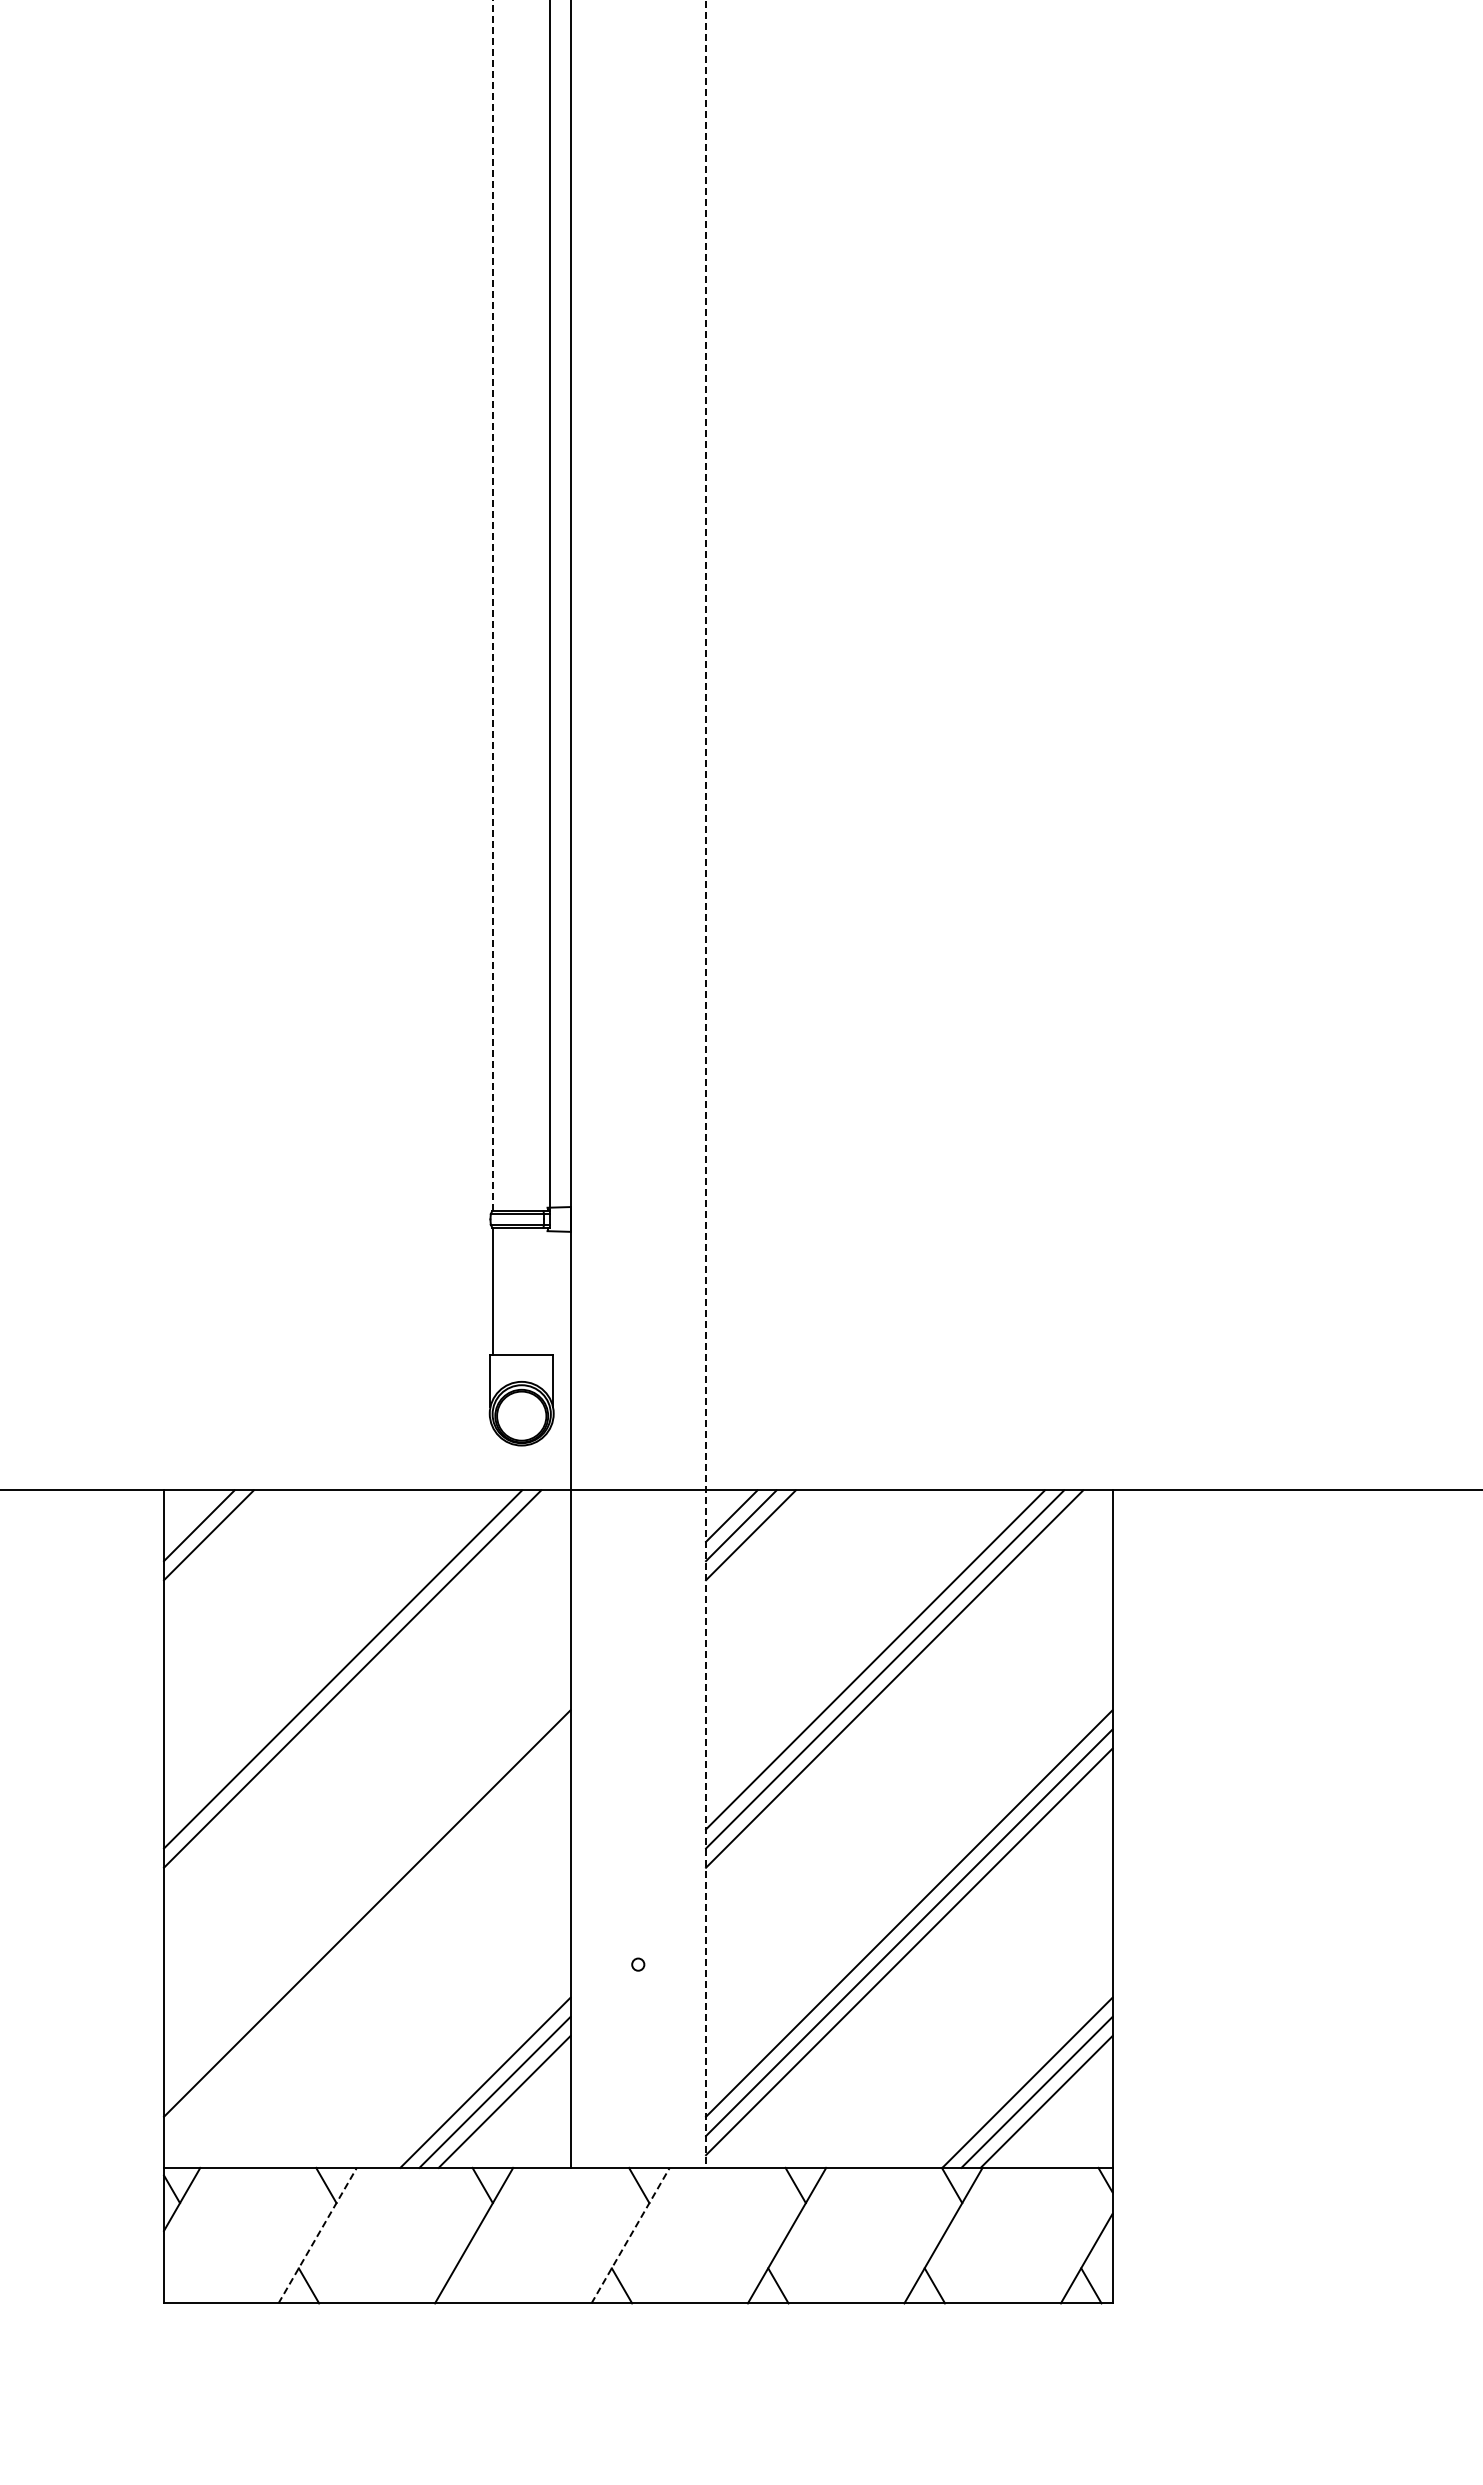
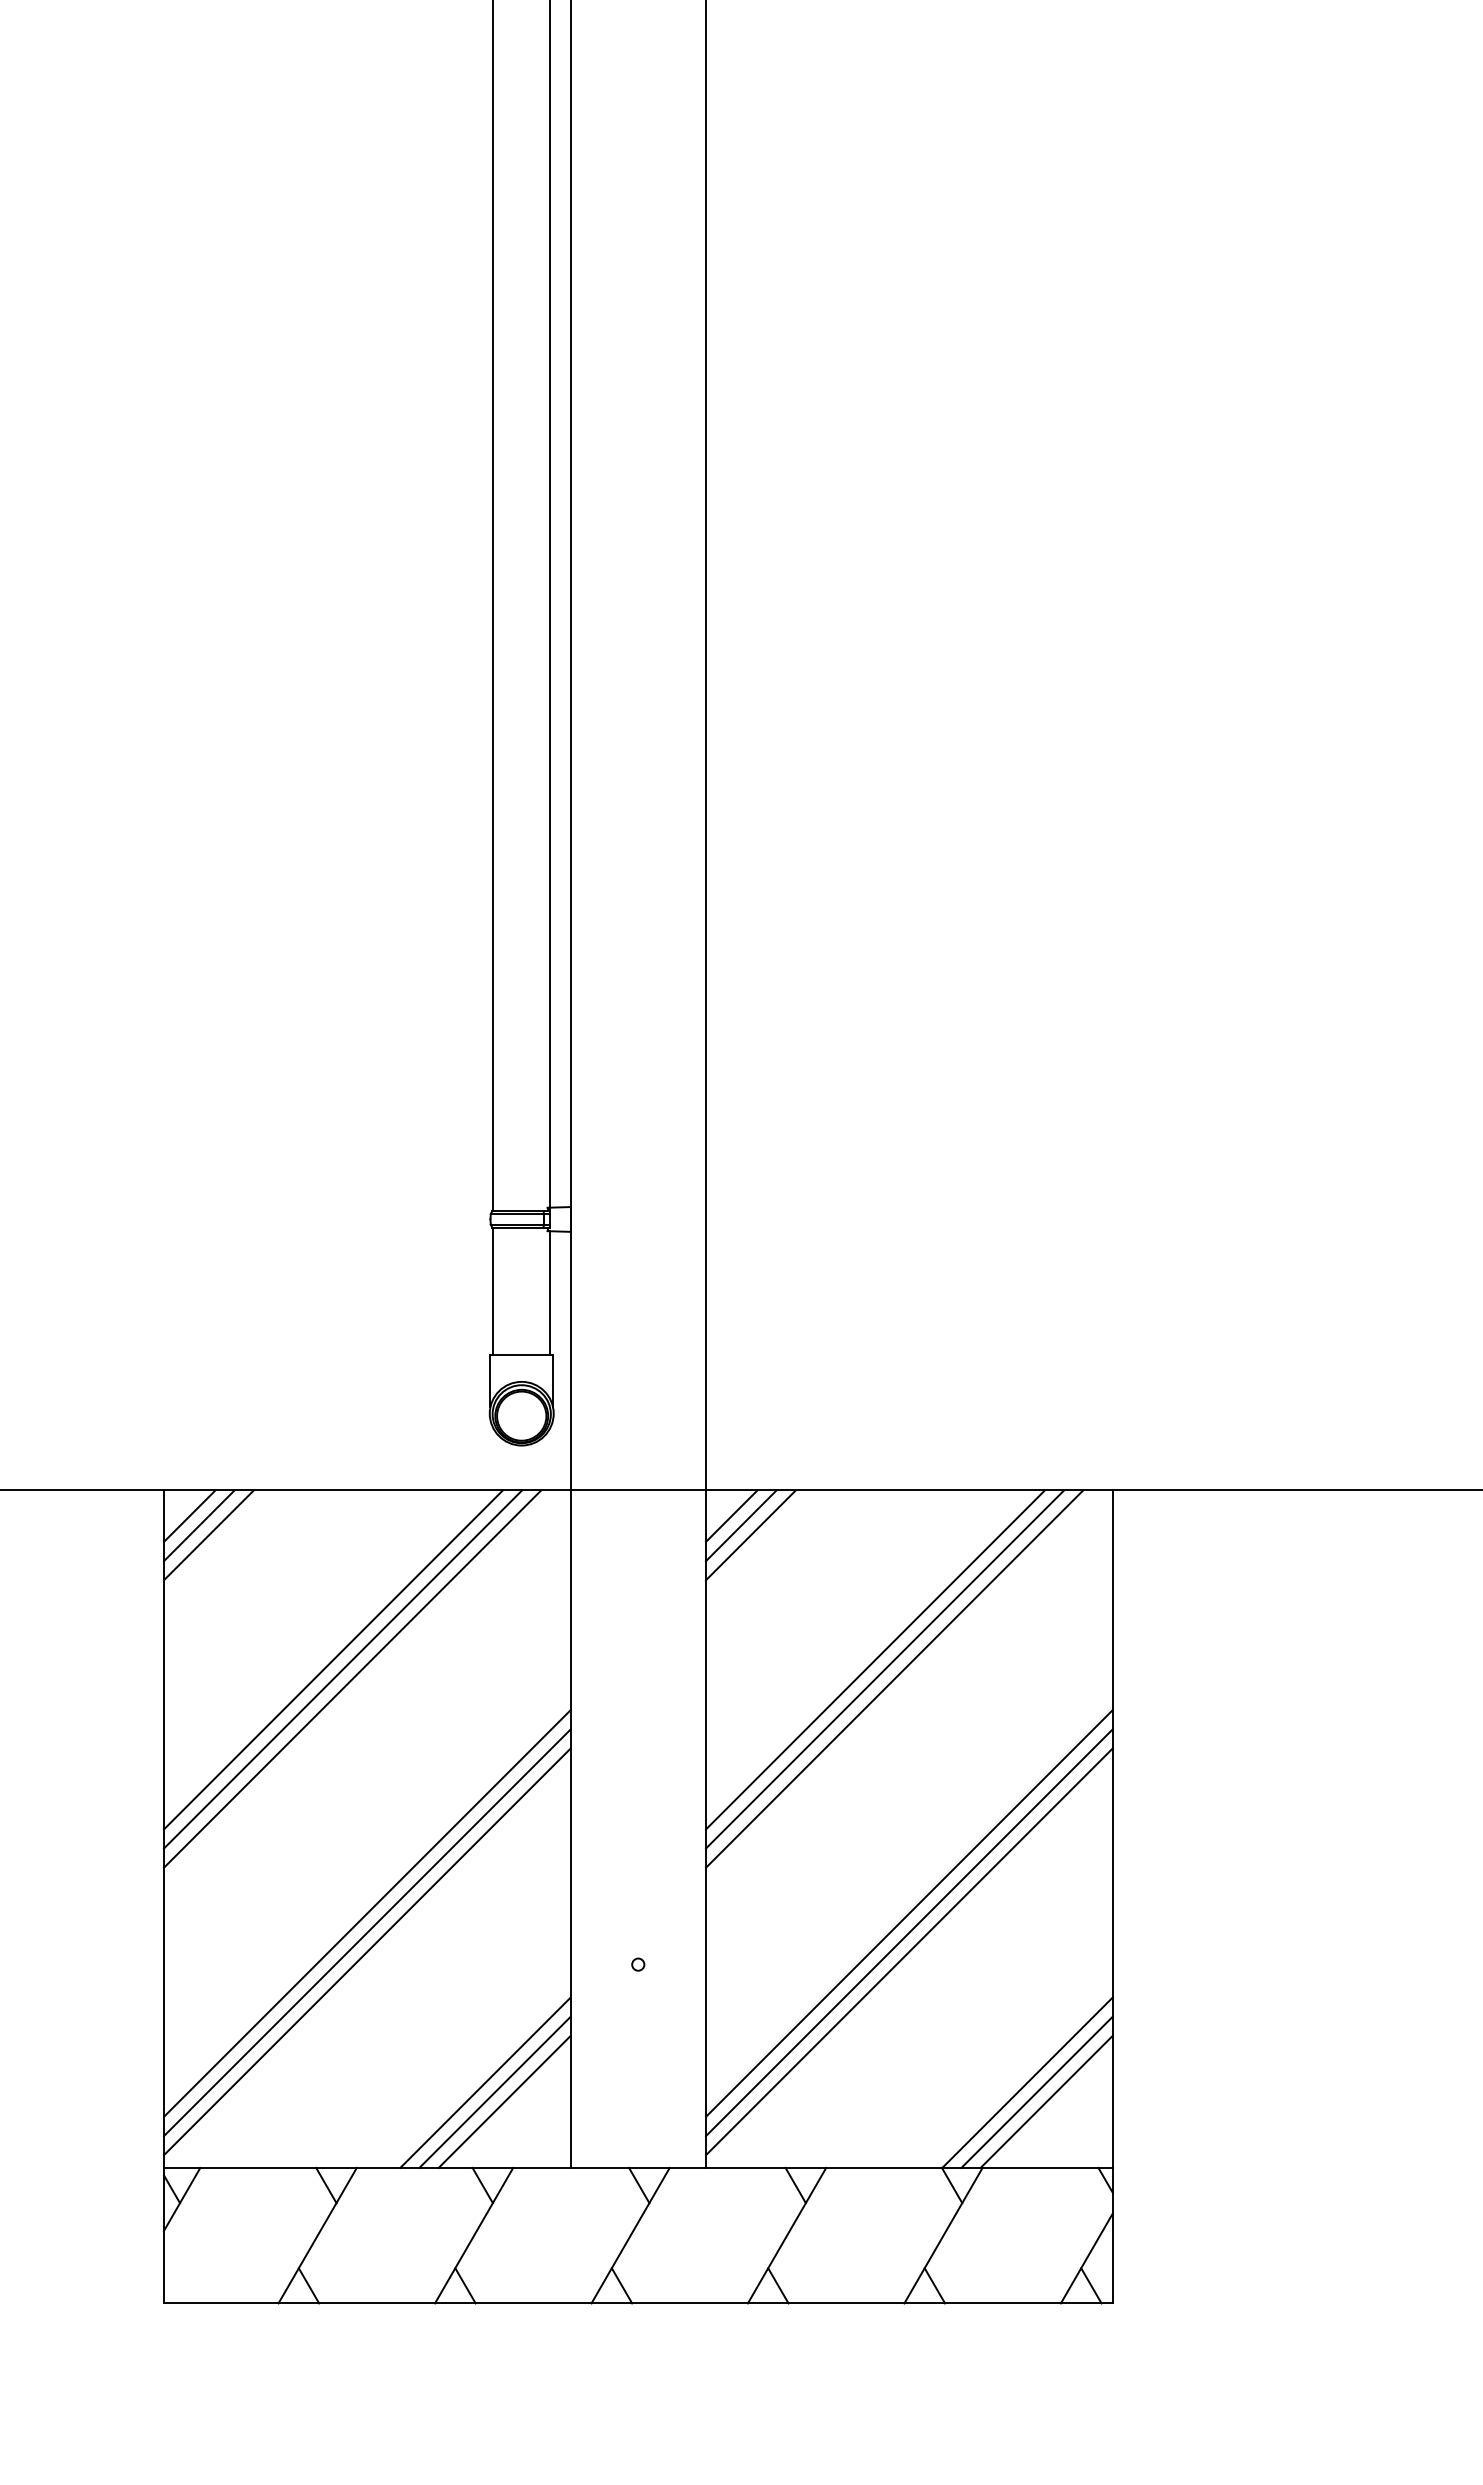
line: dashed -> solid (493, 605)
line: dashed -> solid (706, 1084)
line: none -> present (550, 1292)
line: none -> present (189, 1515)
line: none -> present (333, 1659)
line: none -> present (367, 1932)
line: none -> present (367, 1951)
line: dashed -> solid (317, 2235)
line: dashed -> solid (630, 2235)
line: none -> present (465, 2285)
